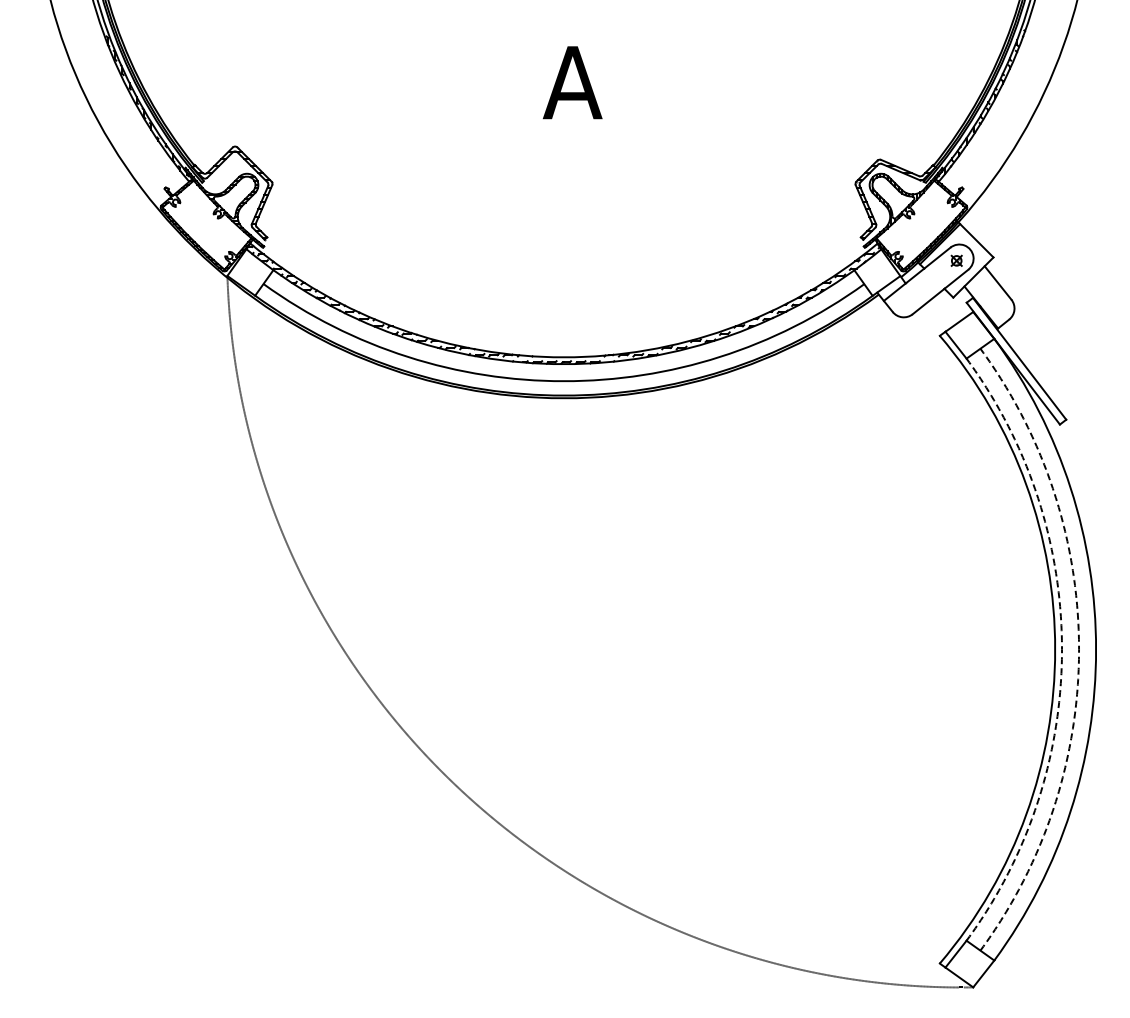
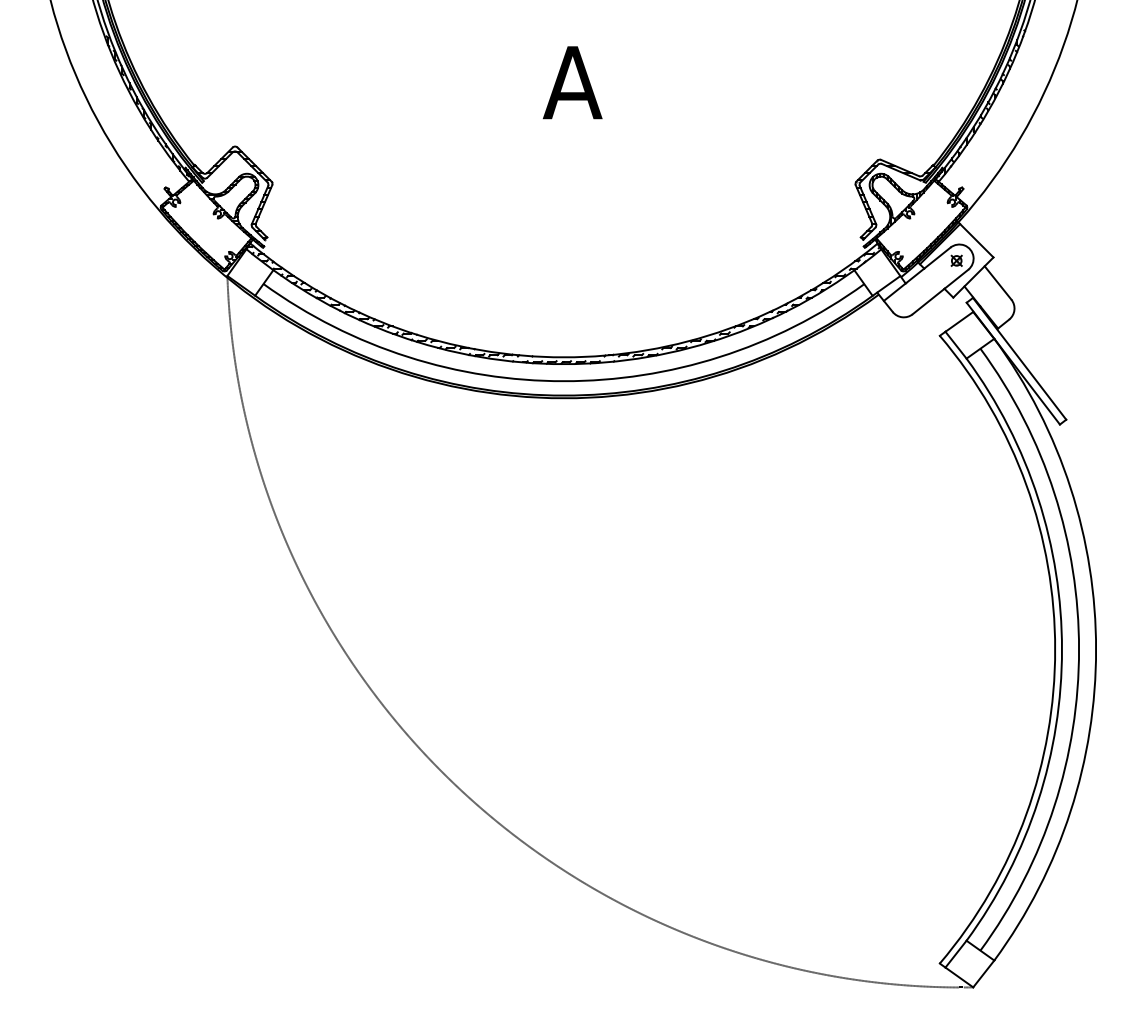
arc: dashed -> solid (1062, 649)
arc: dashed -> solid (1079, 649)
